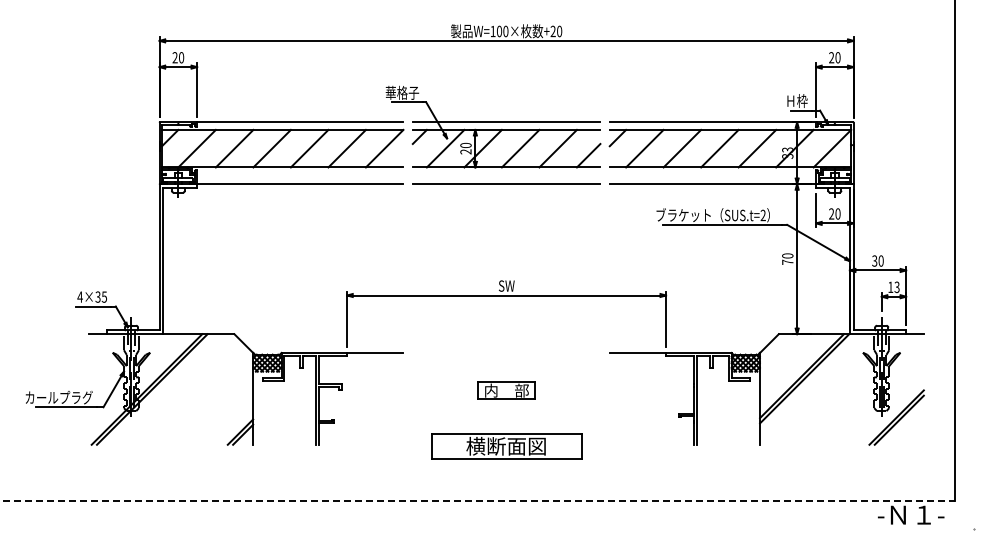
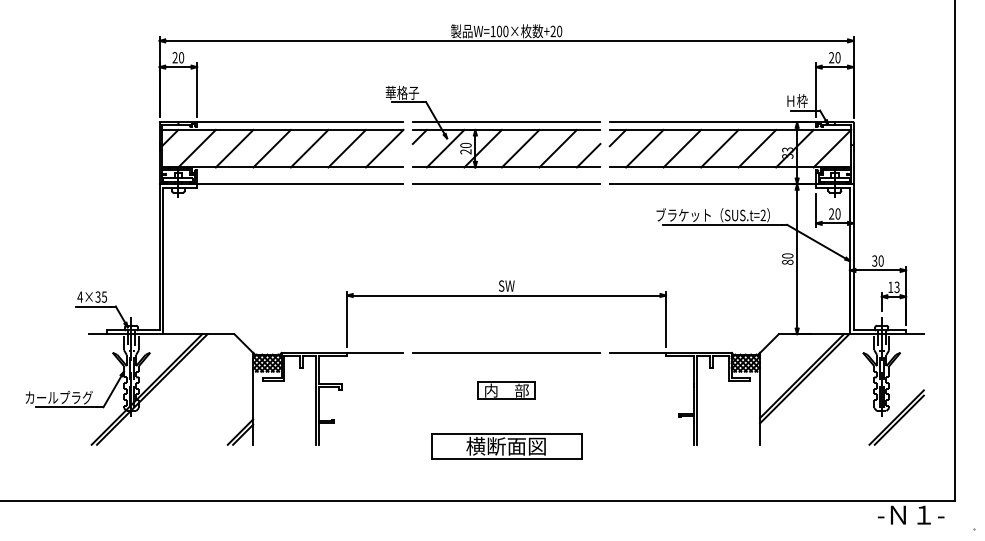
text: 70 -> 80 (787, 261)
line: none -> present (506, 352)
line: dashed -> solid (478, 500)
